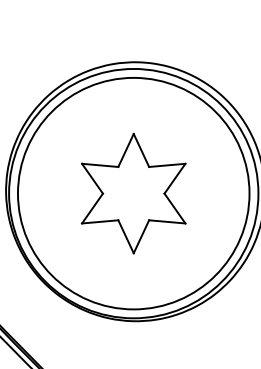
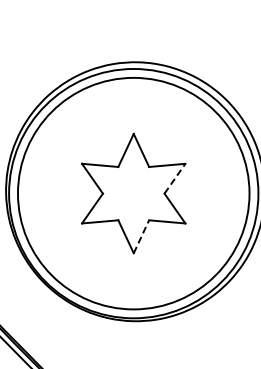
line: solid -> dashed (175, 178)
line: solid -> dashed (141, 236)
